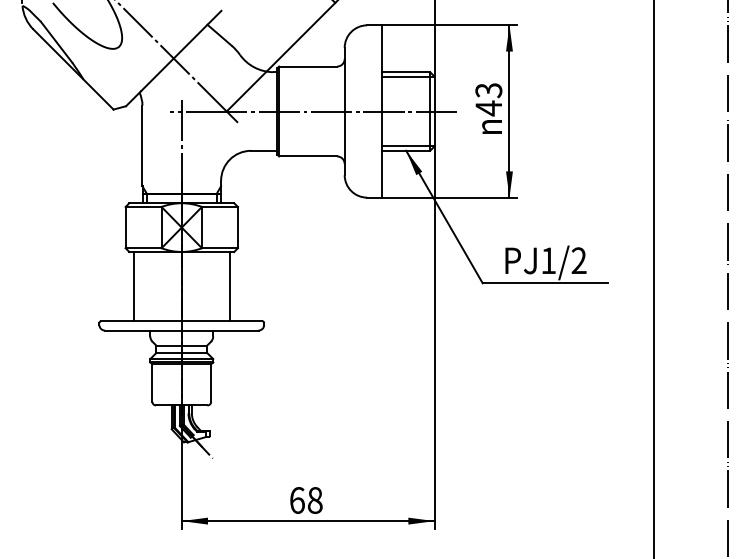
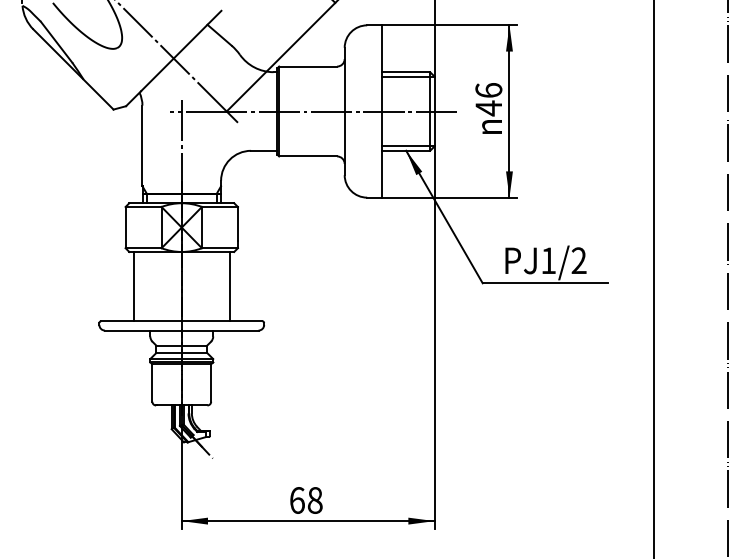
text: 43 -> 46 (488, 90)
